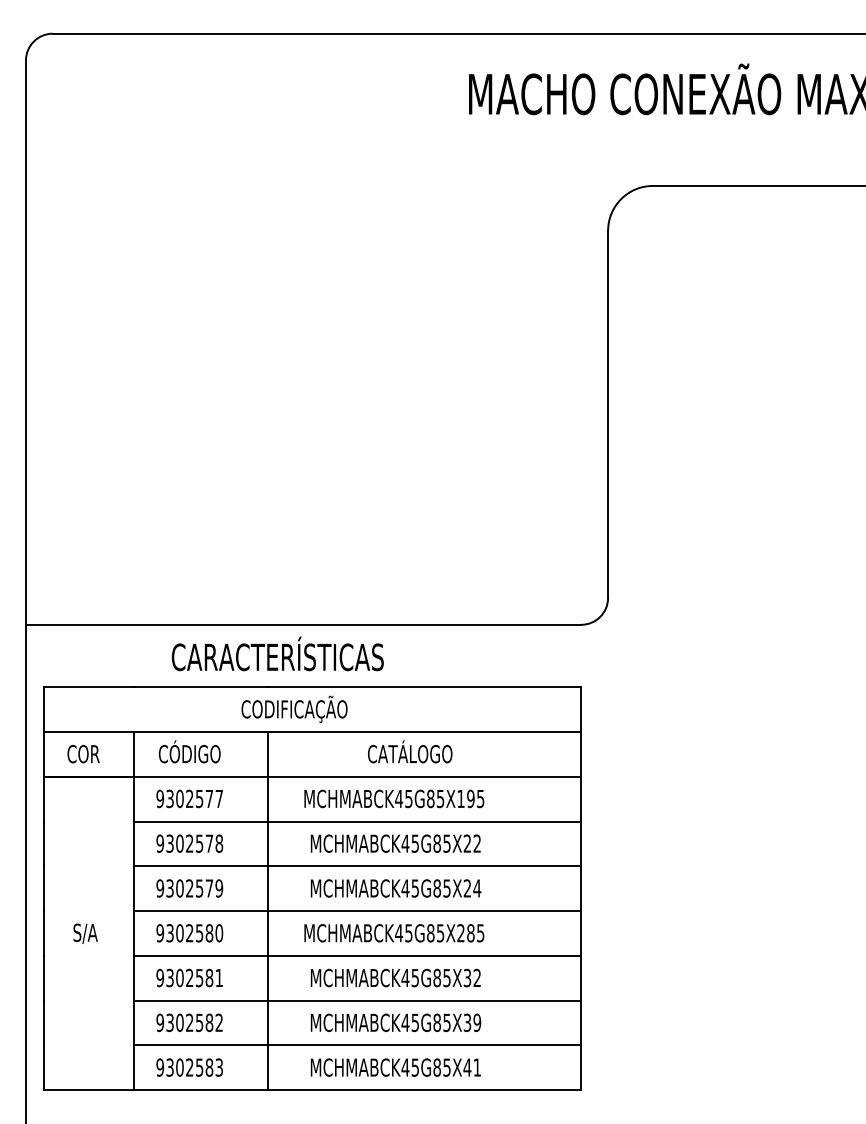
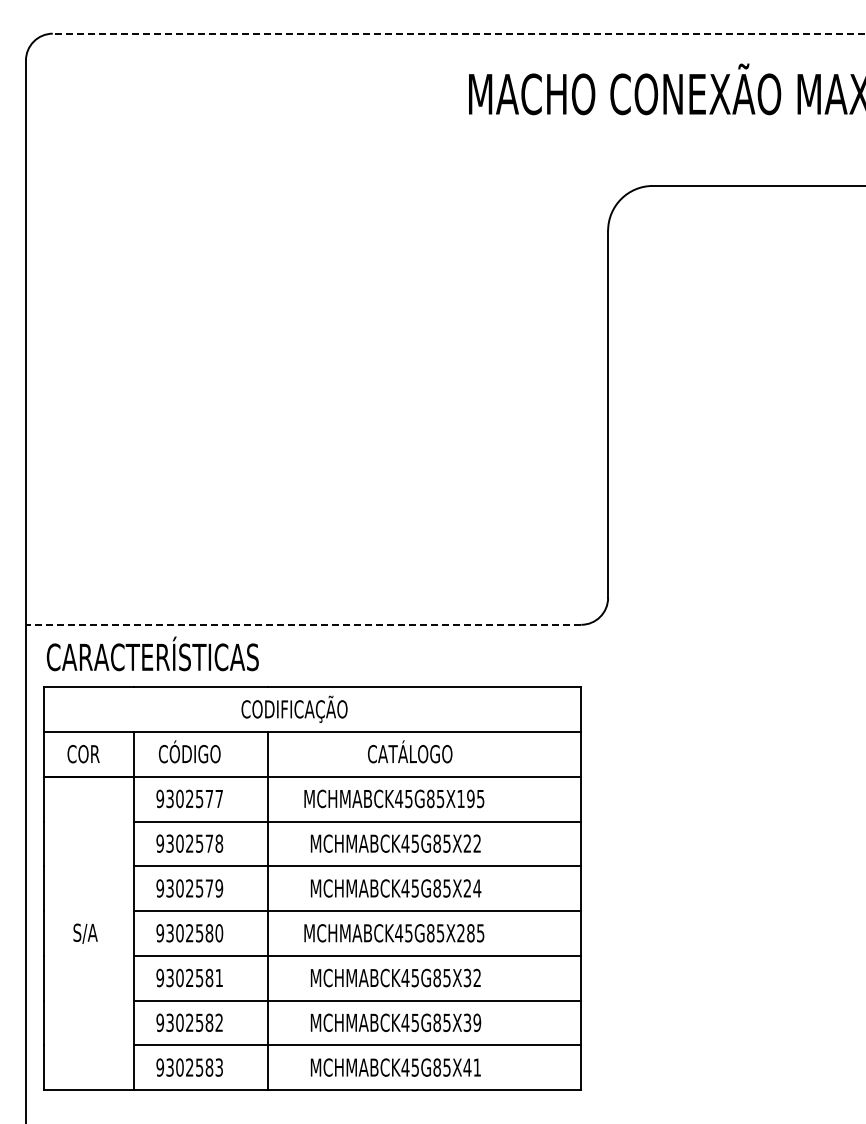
line: solid -> dashed (458, 33)
line: solid -> dashed (303, 624)
text position: (277, 653) -> (152, 653) (152, 653)
